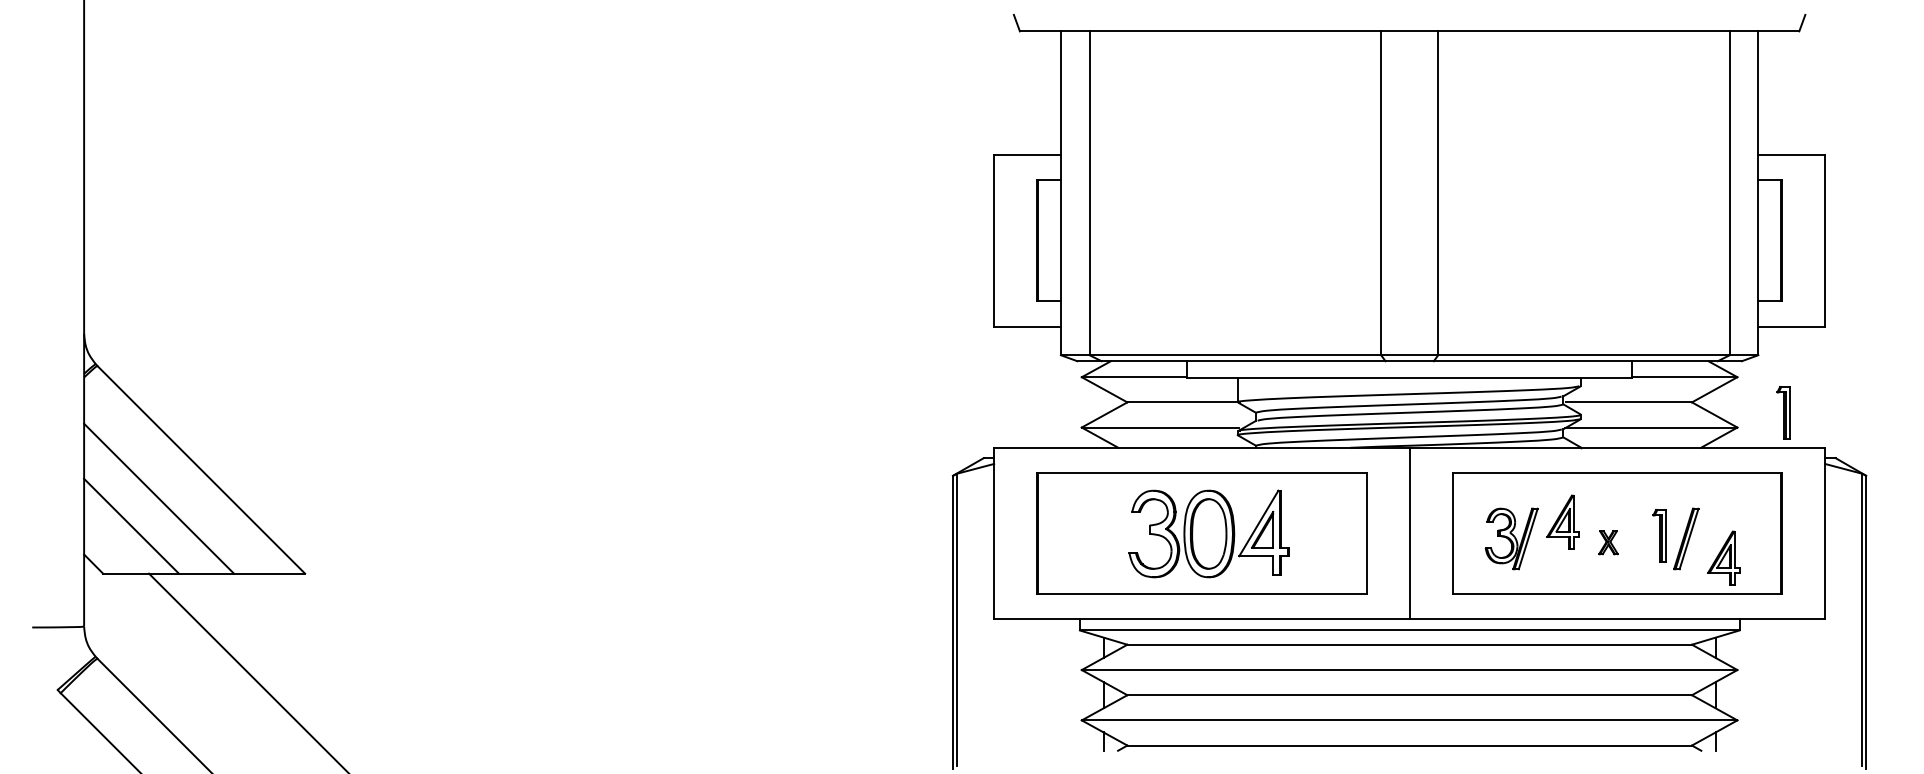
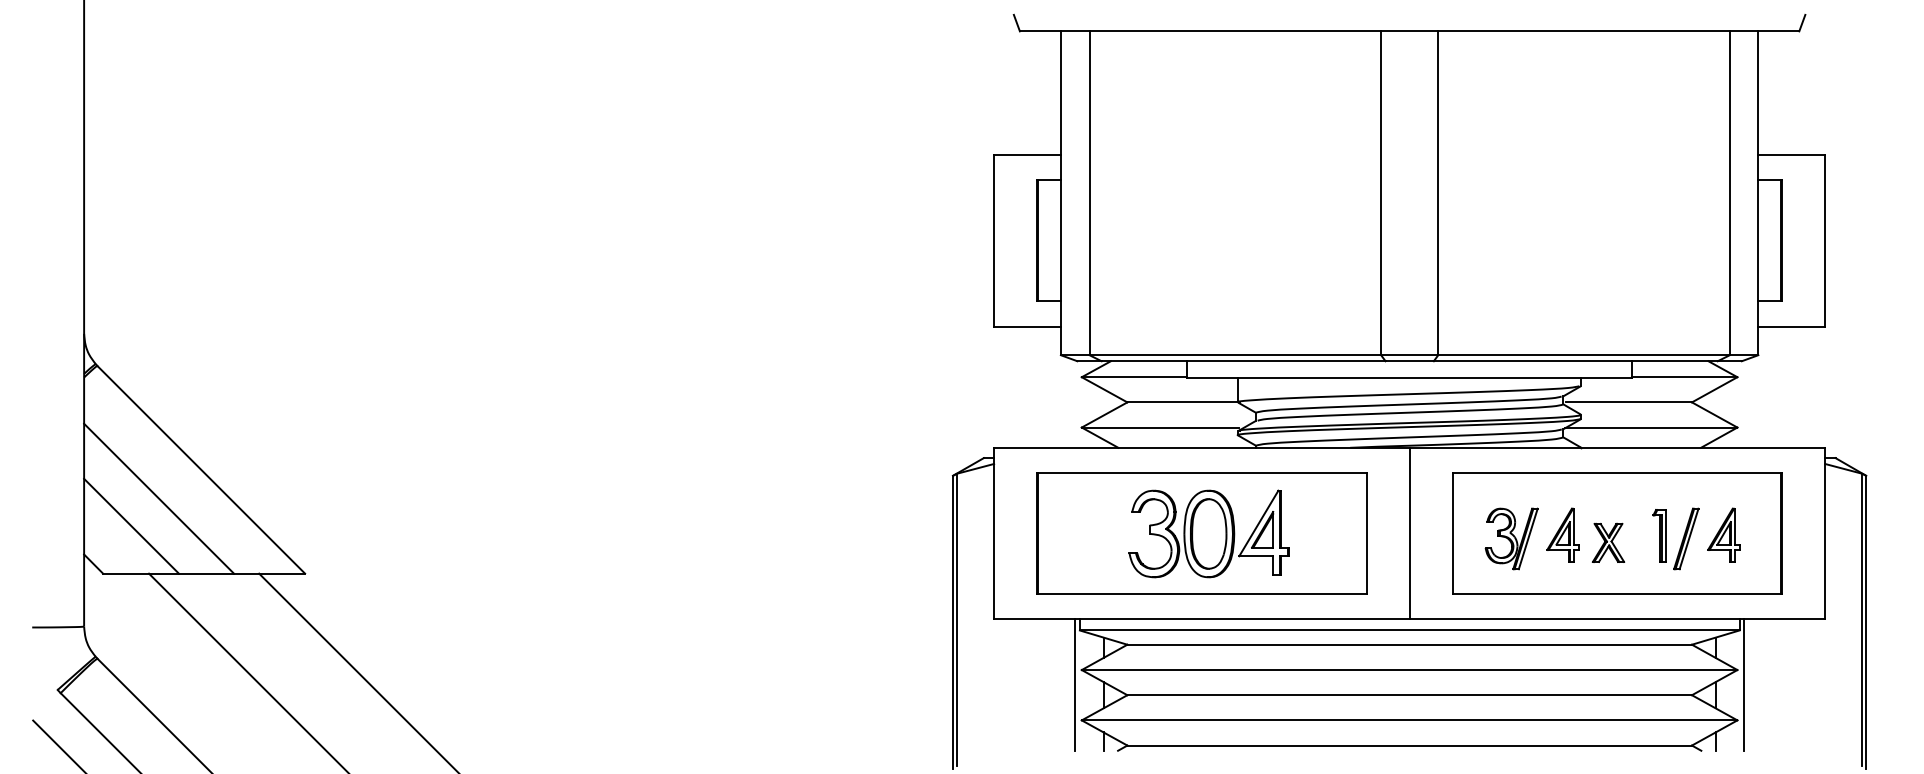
part: present -> none (1783, 412)
part position: (1562, 521) -> (1562, 534) (1562, 534)
part size: 21x26 px -> 35x41 px (1608, 542)
part position: (1723, 557) -> (1723, 534) (1723, 534)
line: none -> present (357, 671)
line: none -> present (1075, 684)
line: none -> present (1743, 684)
line: none -> present (58, 745)
